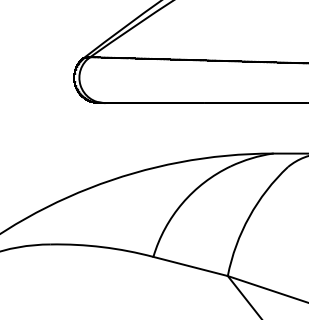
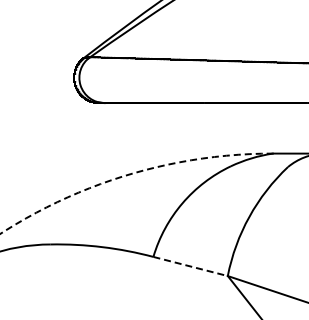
arc: solid -> dashed (130, 174)
line: solid -> dashed (191, 266)
